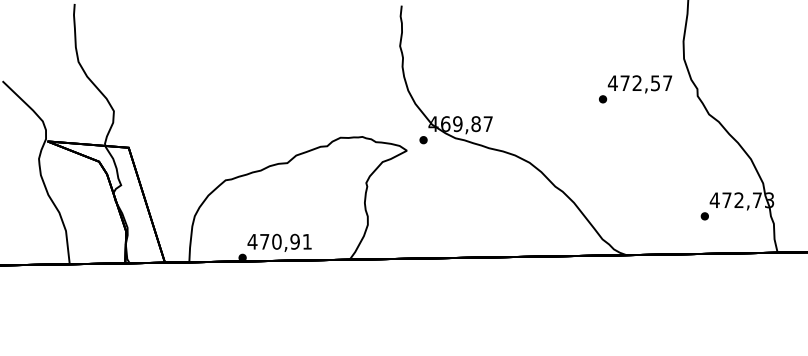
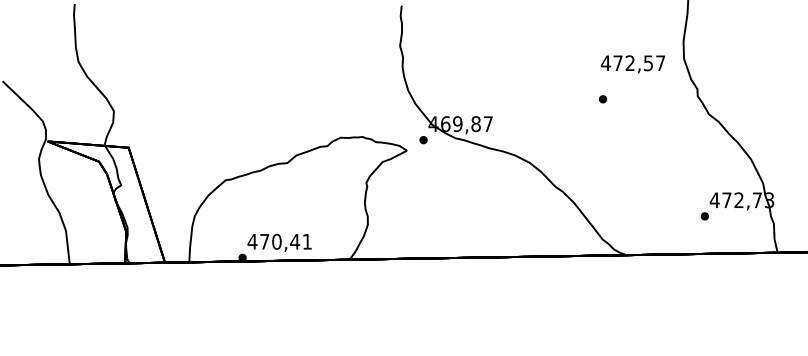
text position: (639, 84) -> (632, 64) (632, 64)
text: 470,91 -> 470,41 (295, 241)
